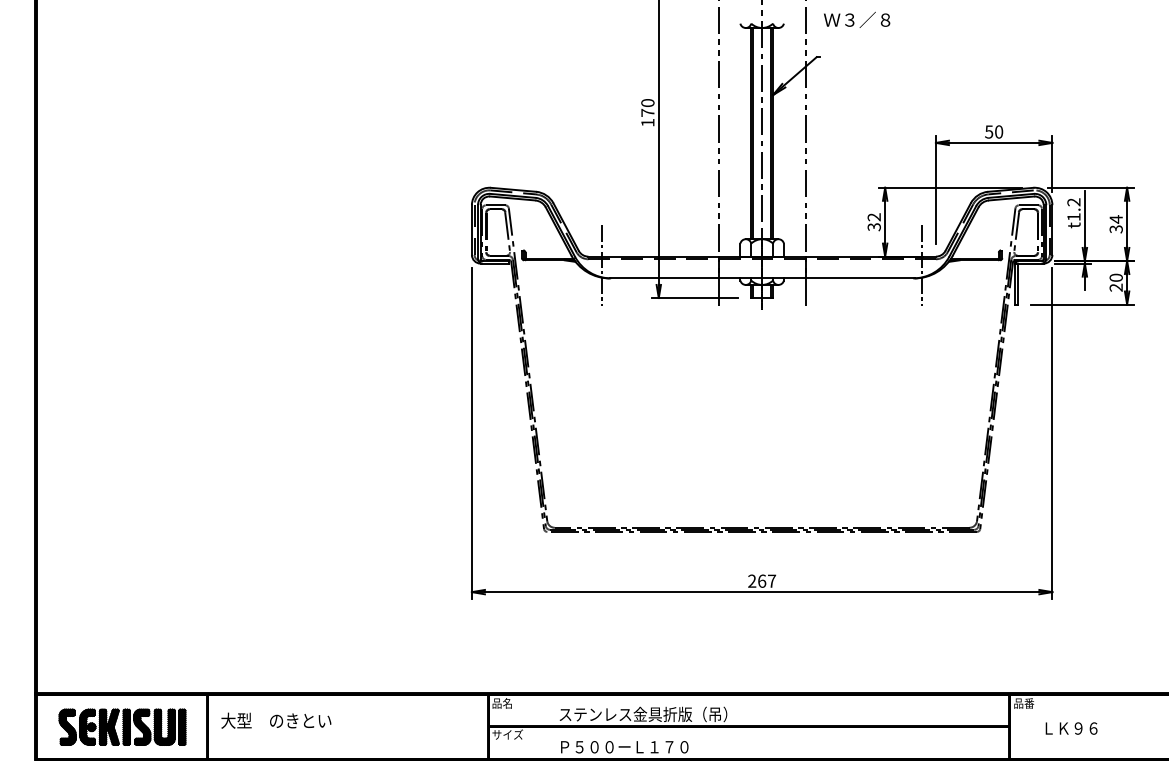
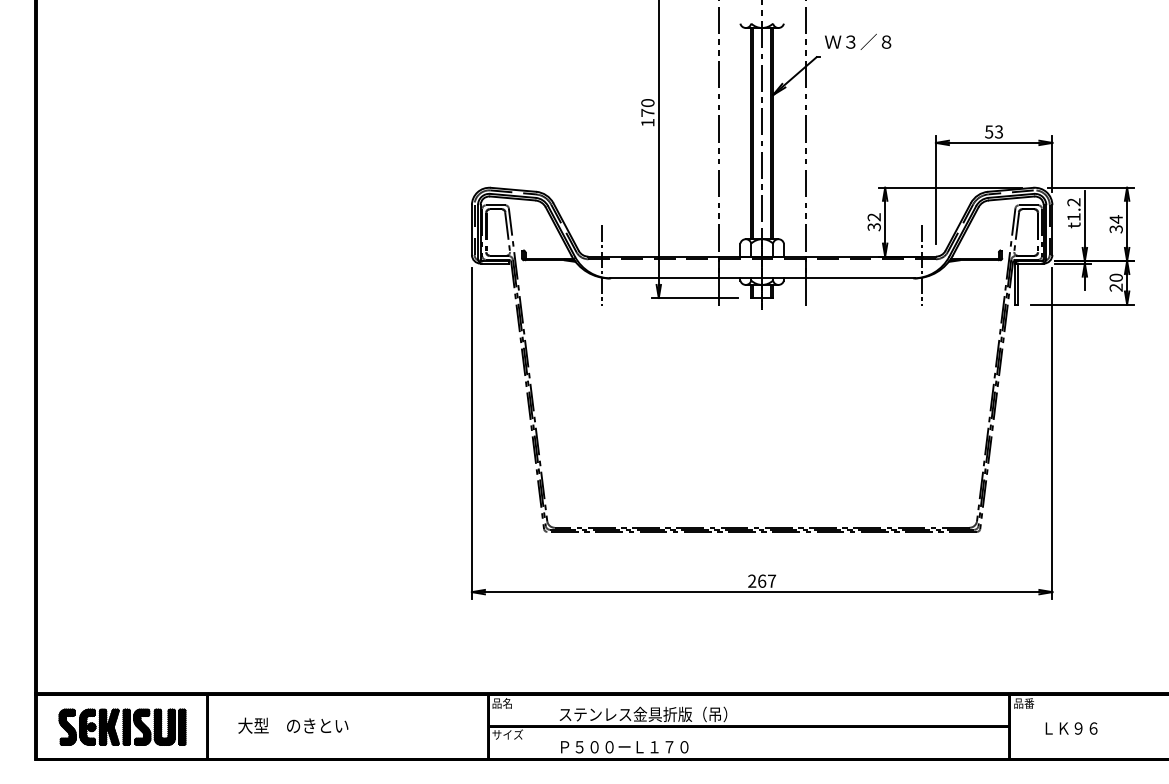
text position: (857, 19) -> (858, 41) (858, 41)
text: 50 -> 53 (999, 131)
text position: (276, 720) -> (293, 725) (293, 725)
